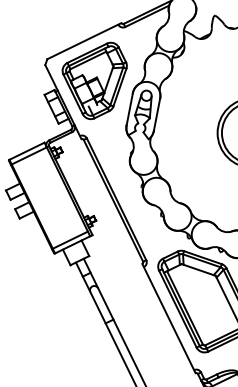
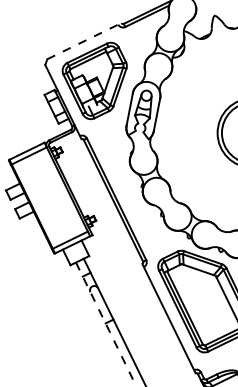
line: solid -> dashed (84, 40)
line: solid -> dashed (106, 324)
